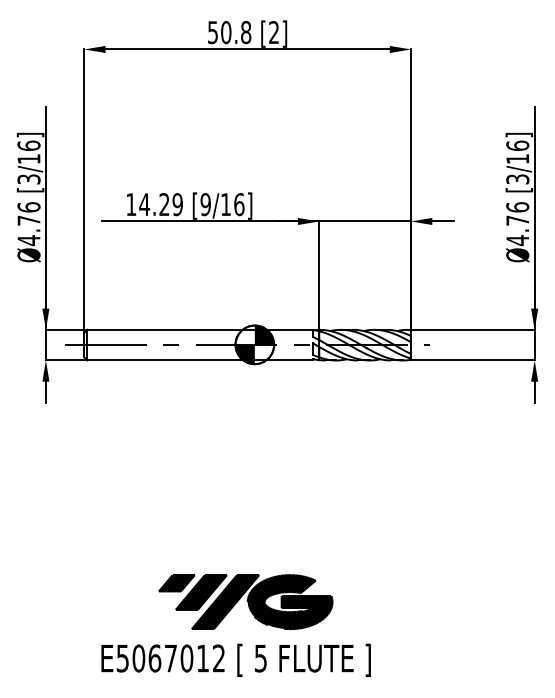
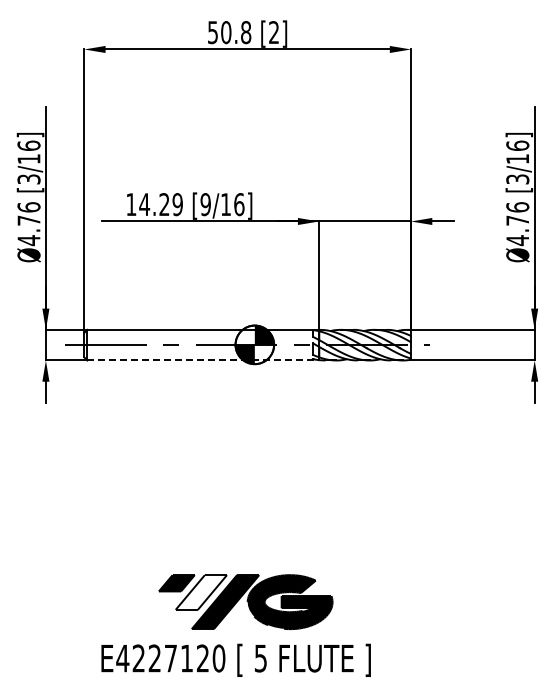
line: solid -> dashed (200, 360)
fill: present -> none (201, 592)
text: E5067012 -> E4227120 (170, 658)
